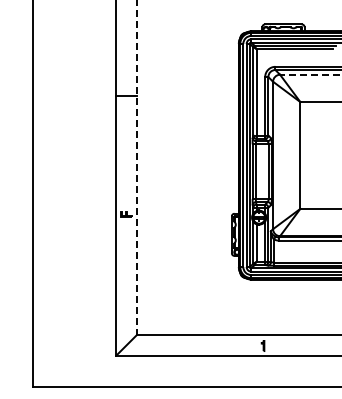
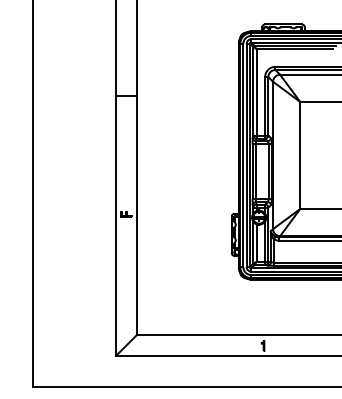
line: dashed -> solid (310, 74)
line: dashed -> solid (137, 167)
